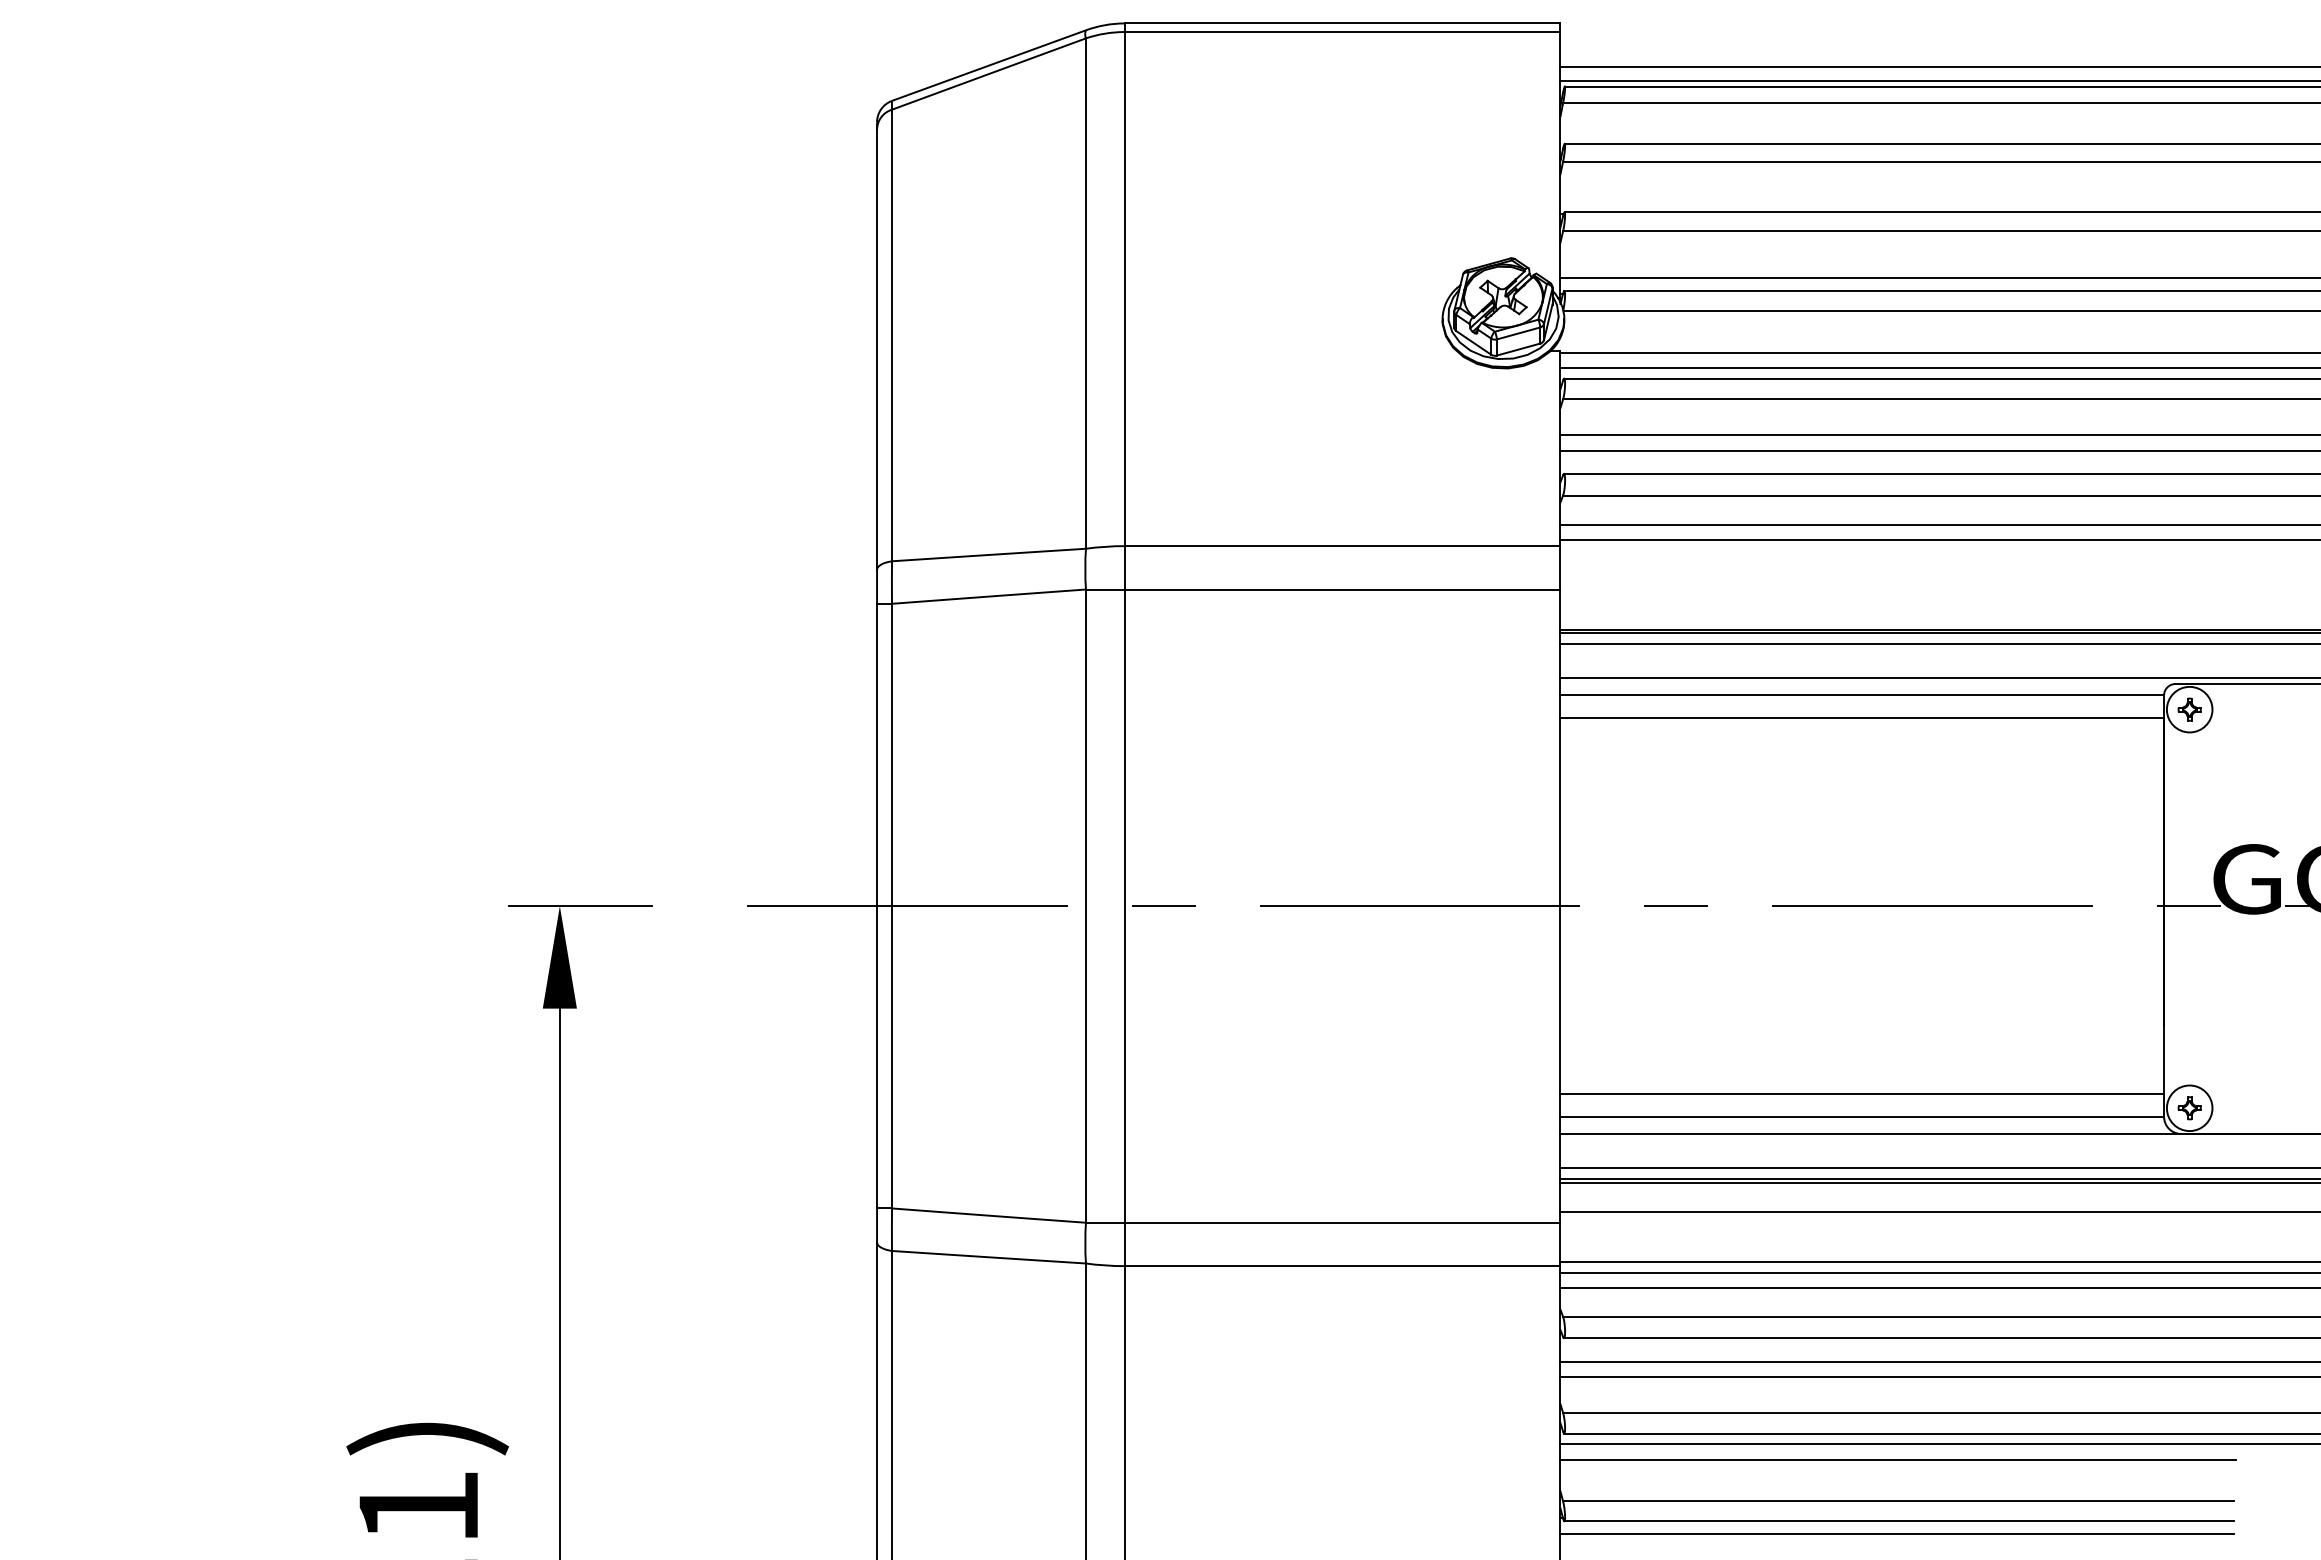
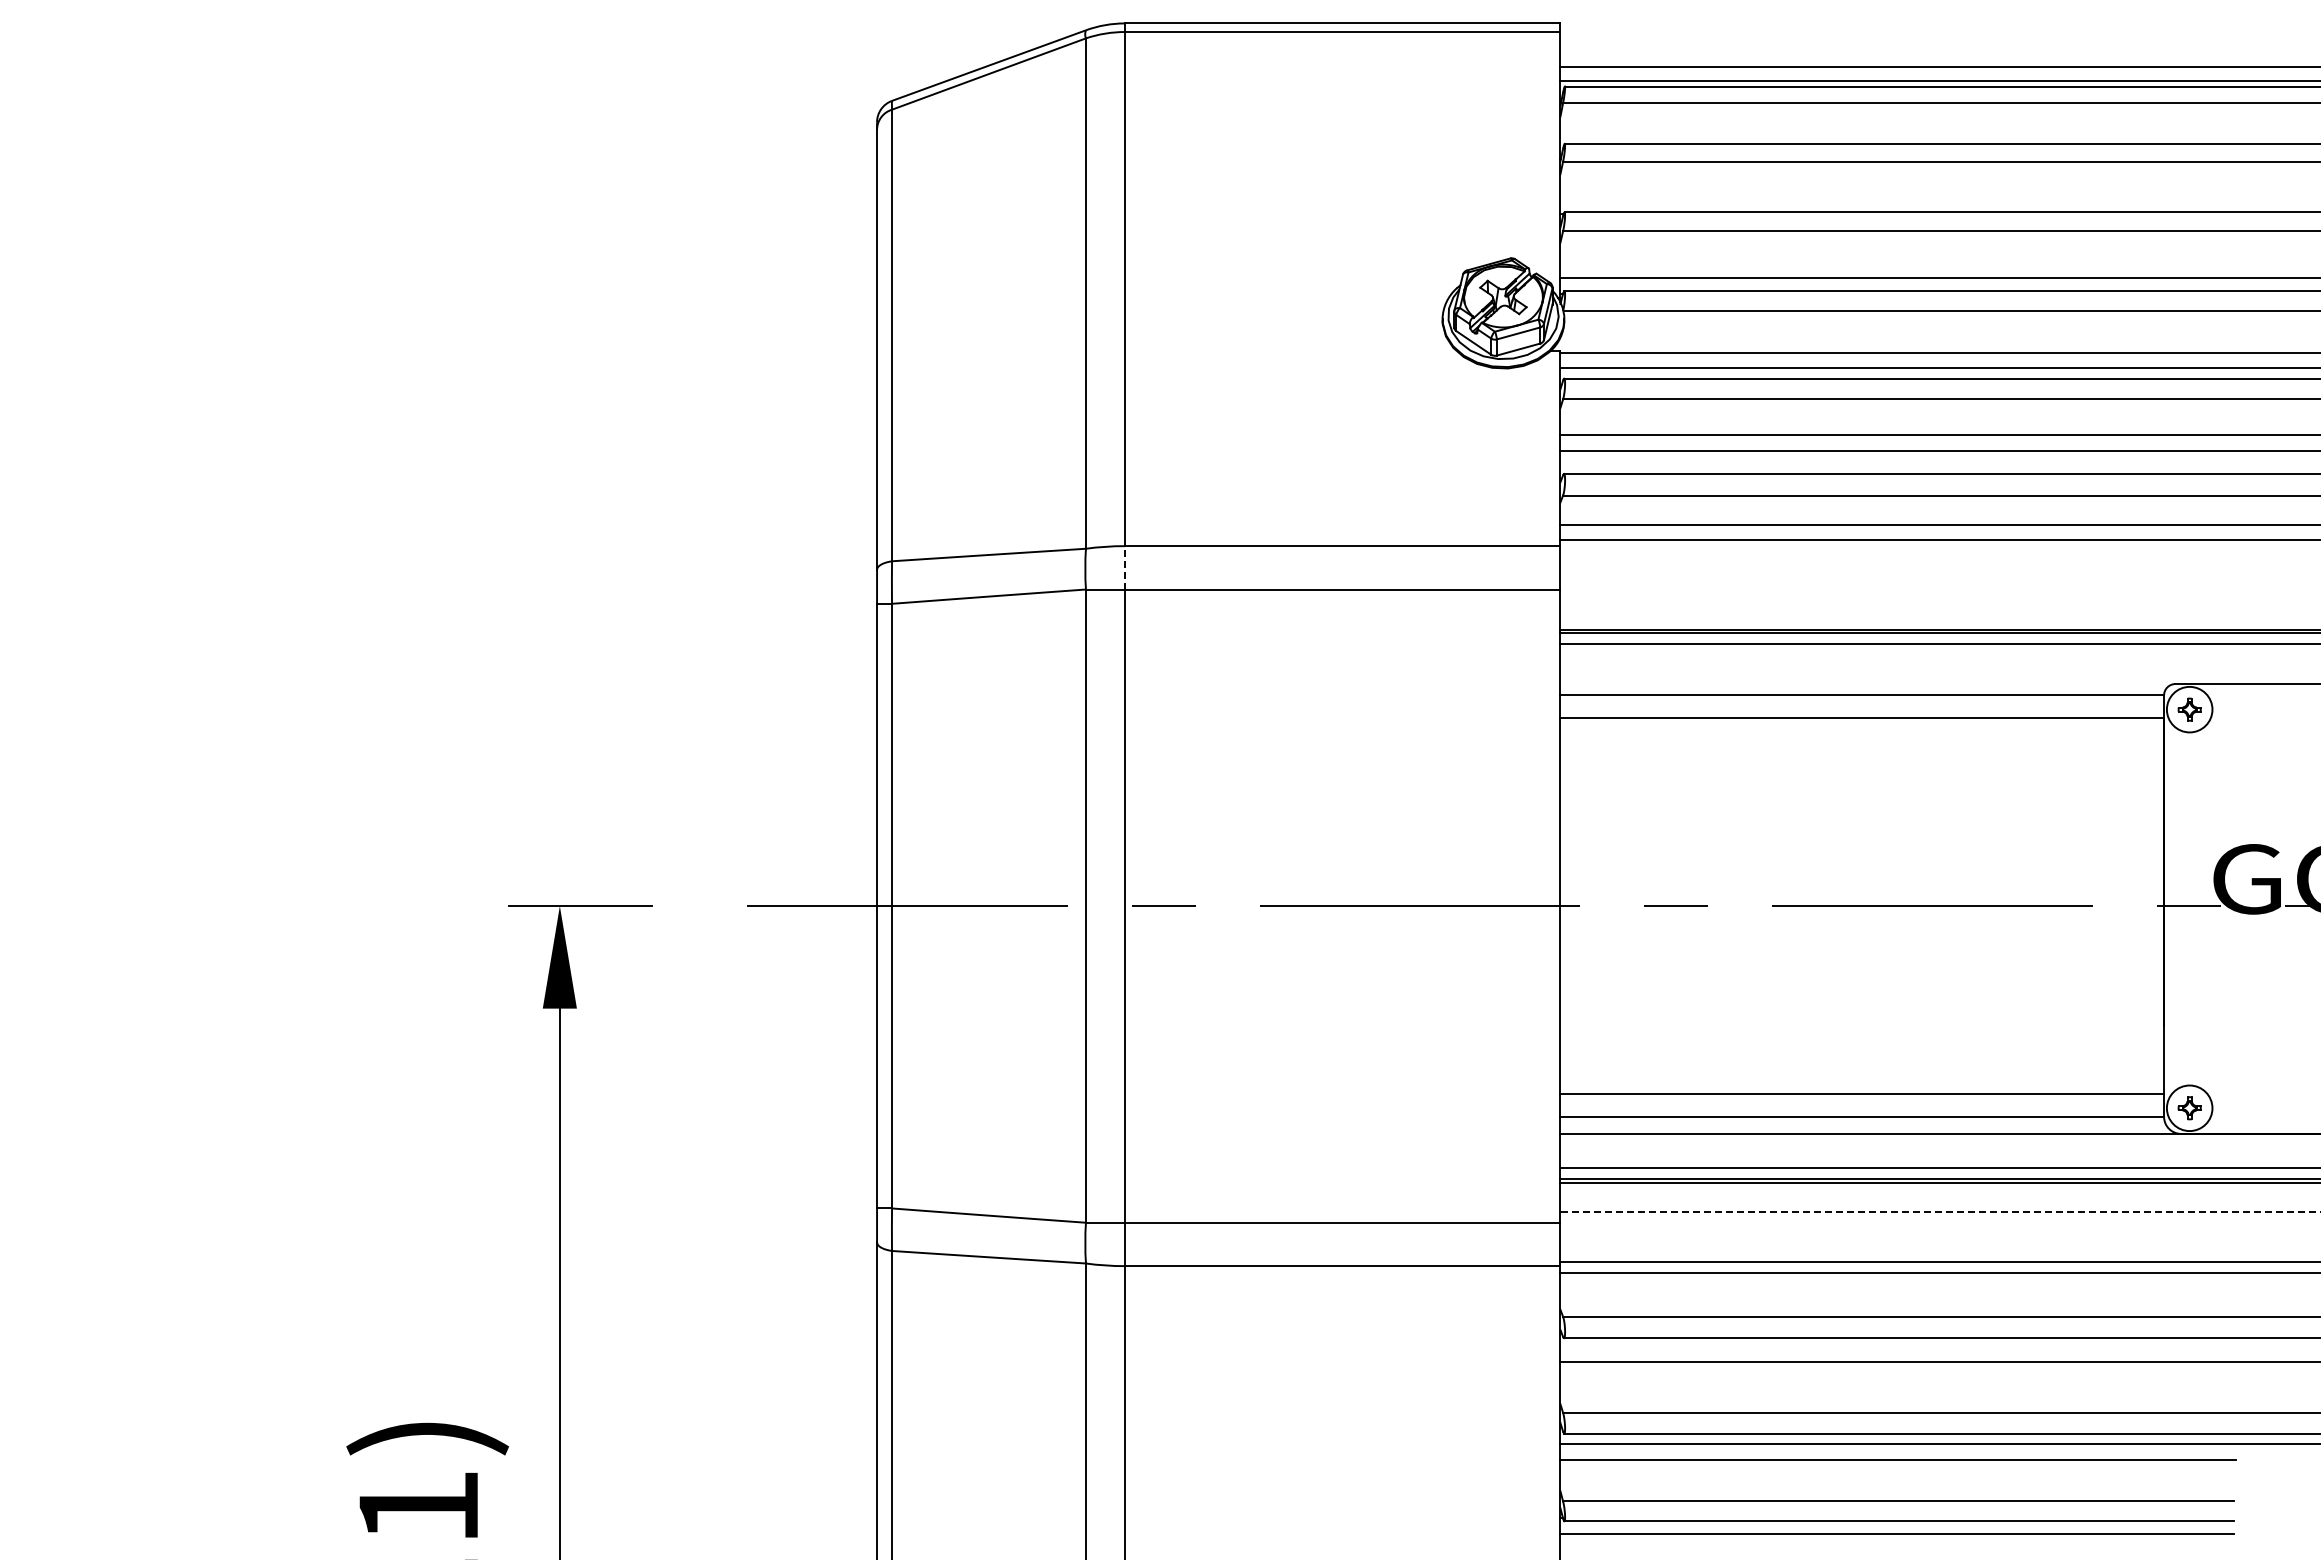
line: solid -> dashed (1124, 567)
line: present -> none (1938, 678)
line: solid -> dashed (1940, 1212)
line: present -> none (1938, 1287)
line: present -> none (1938, 1377)
